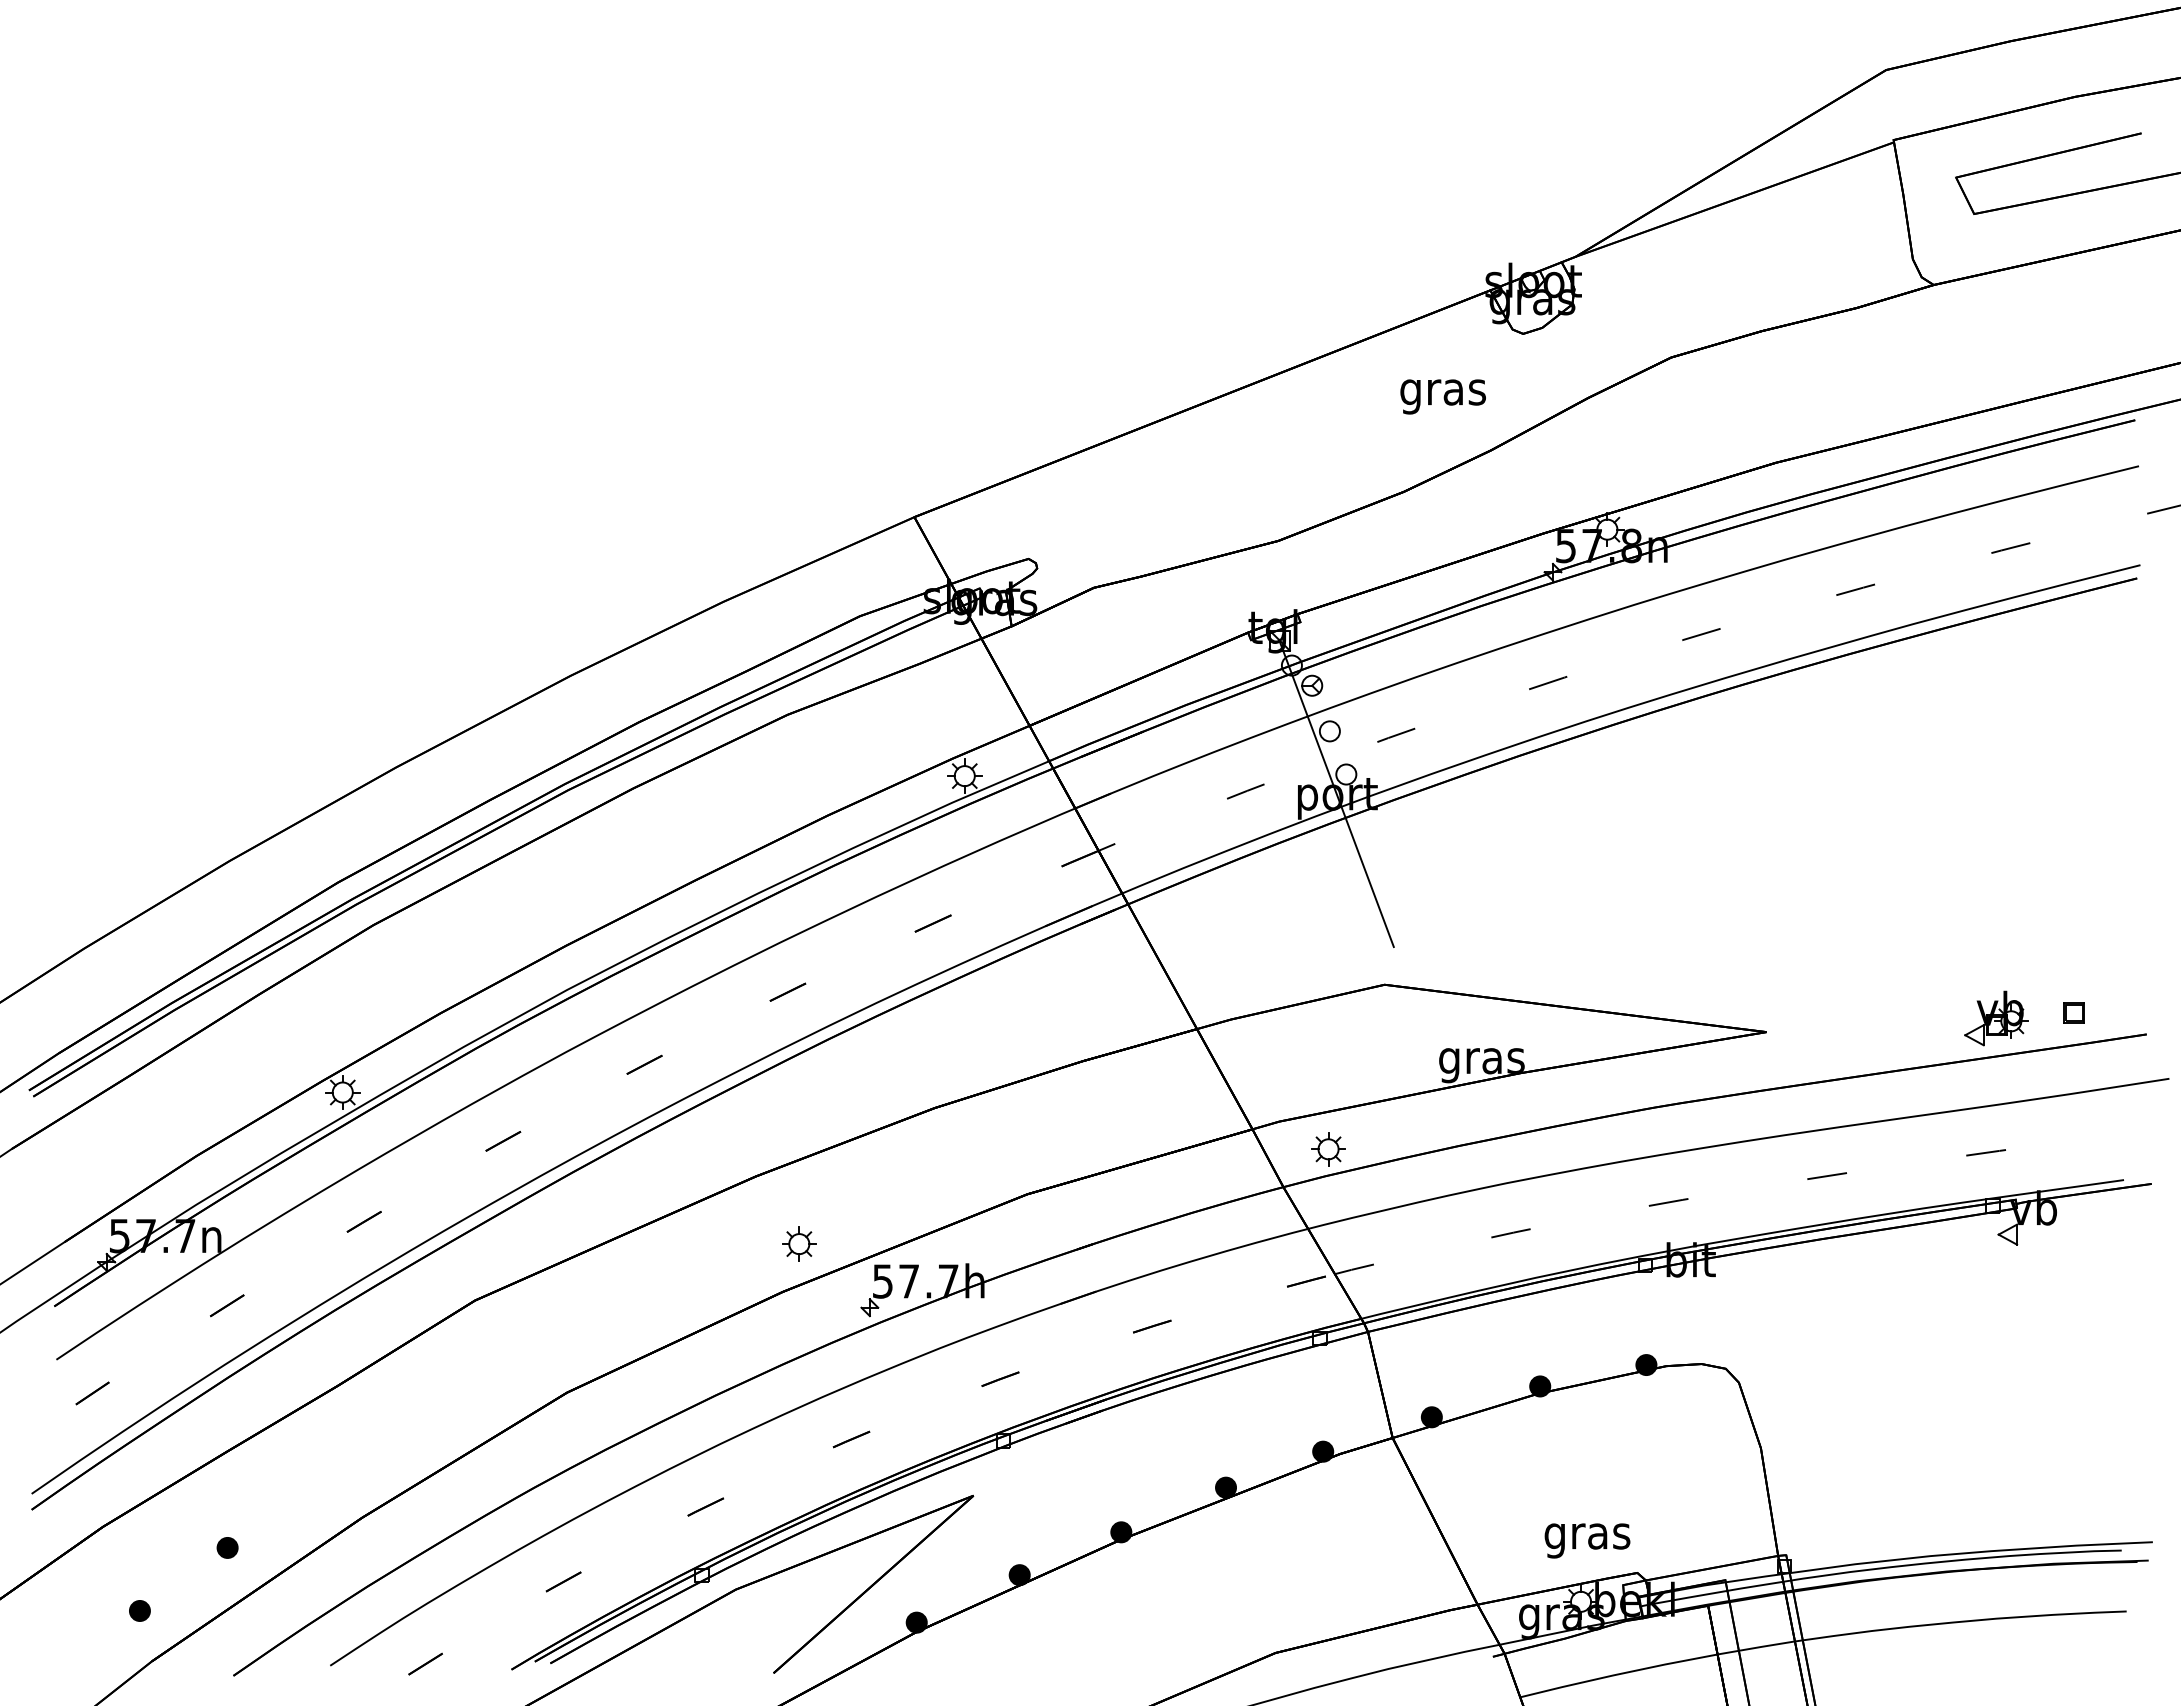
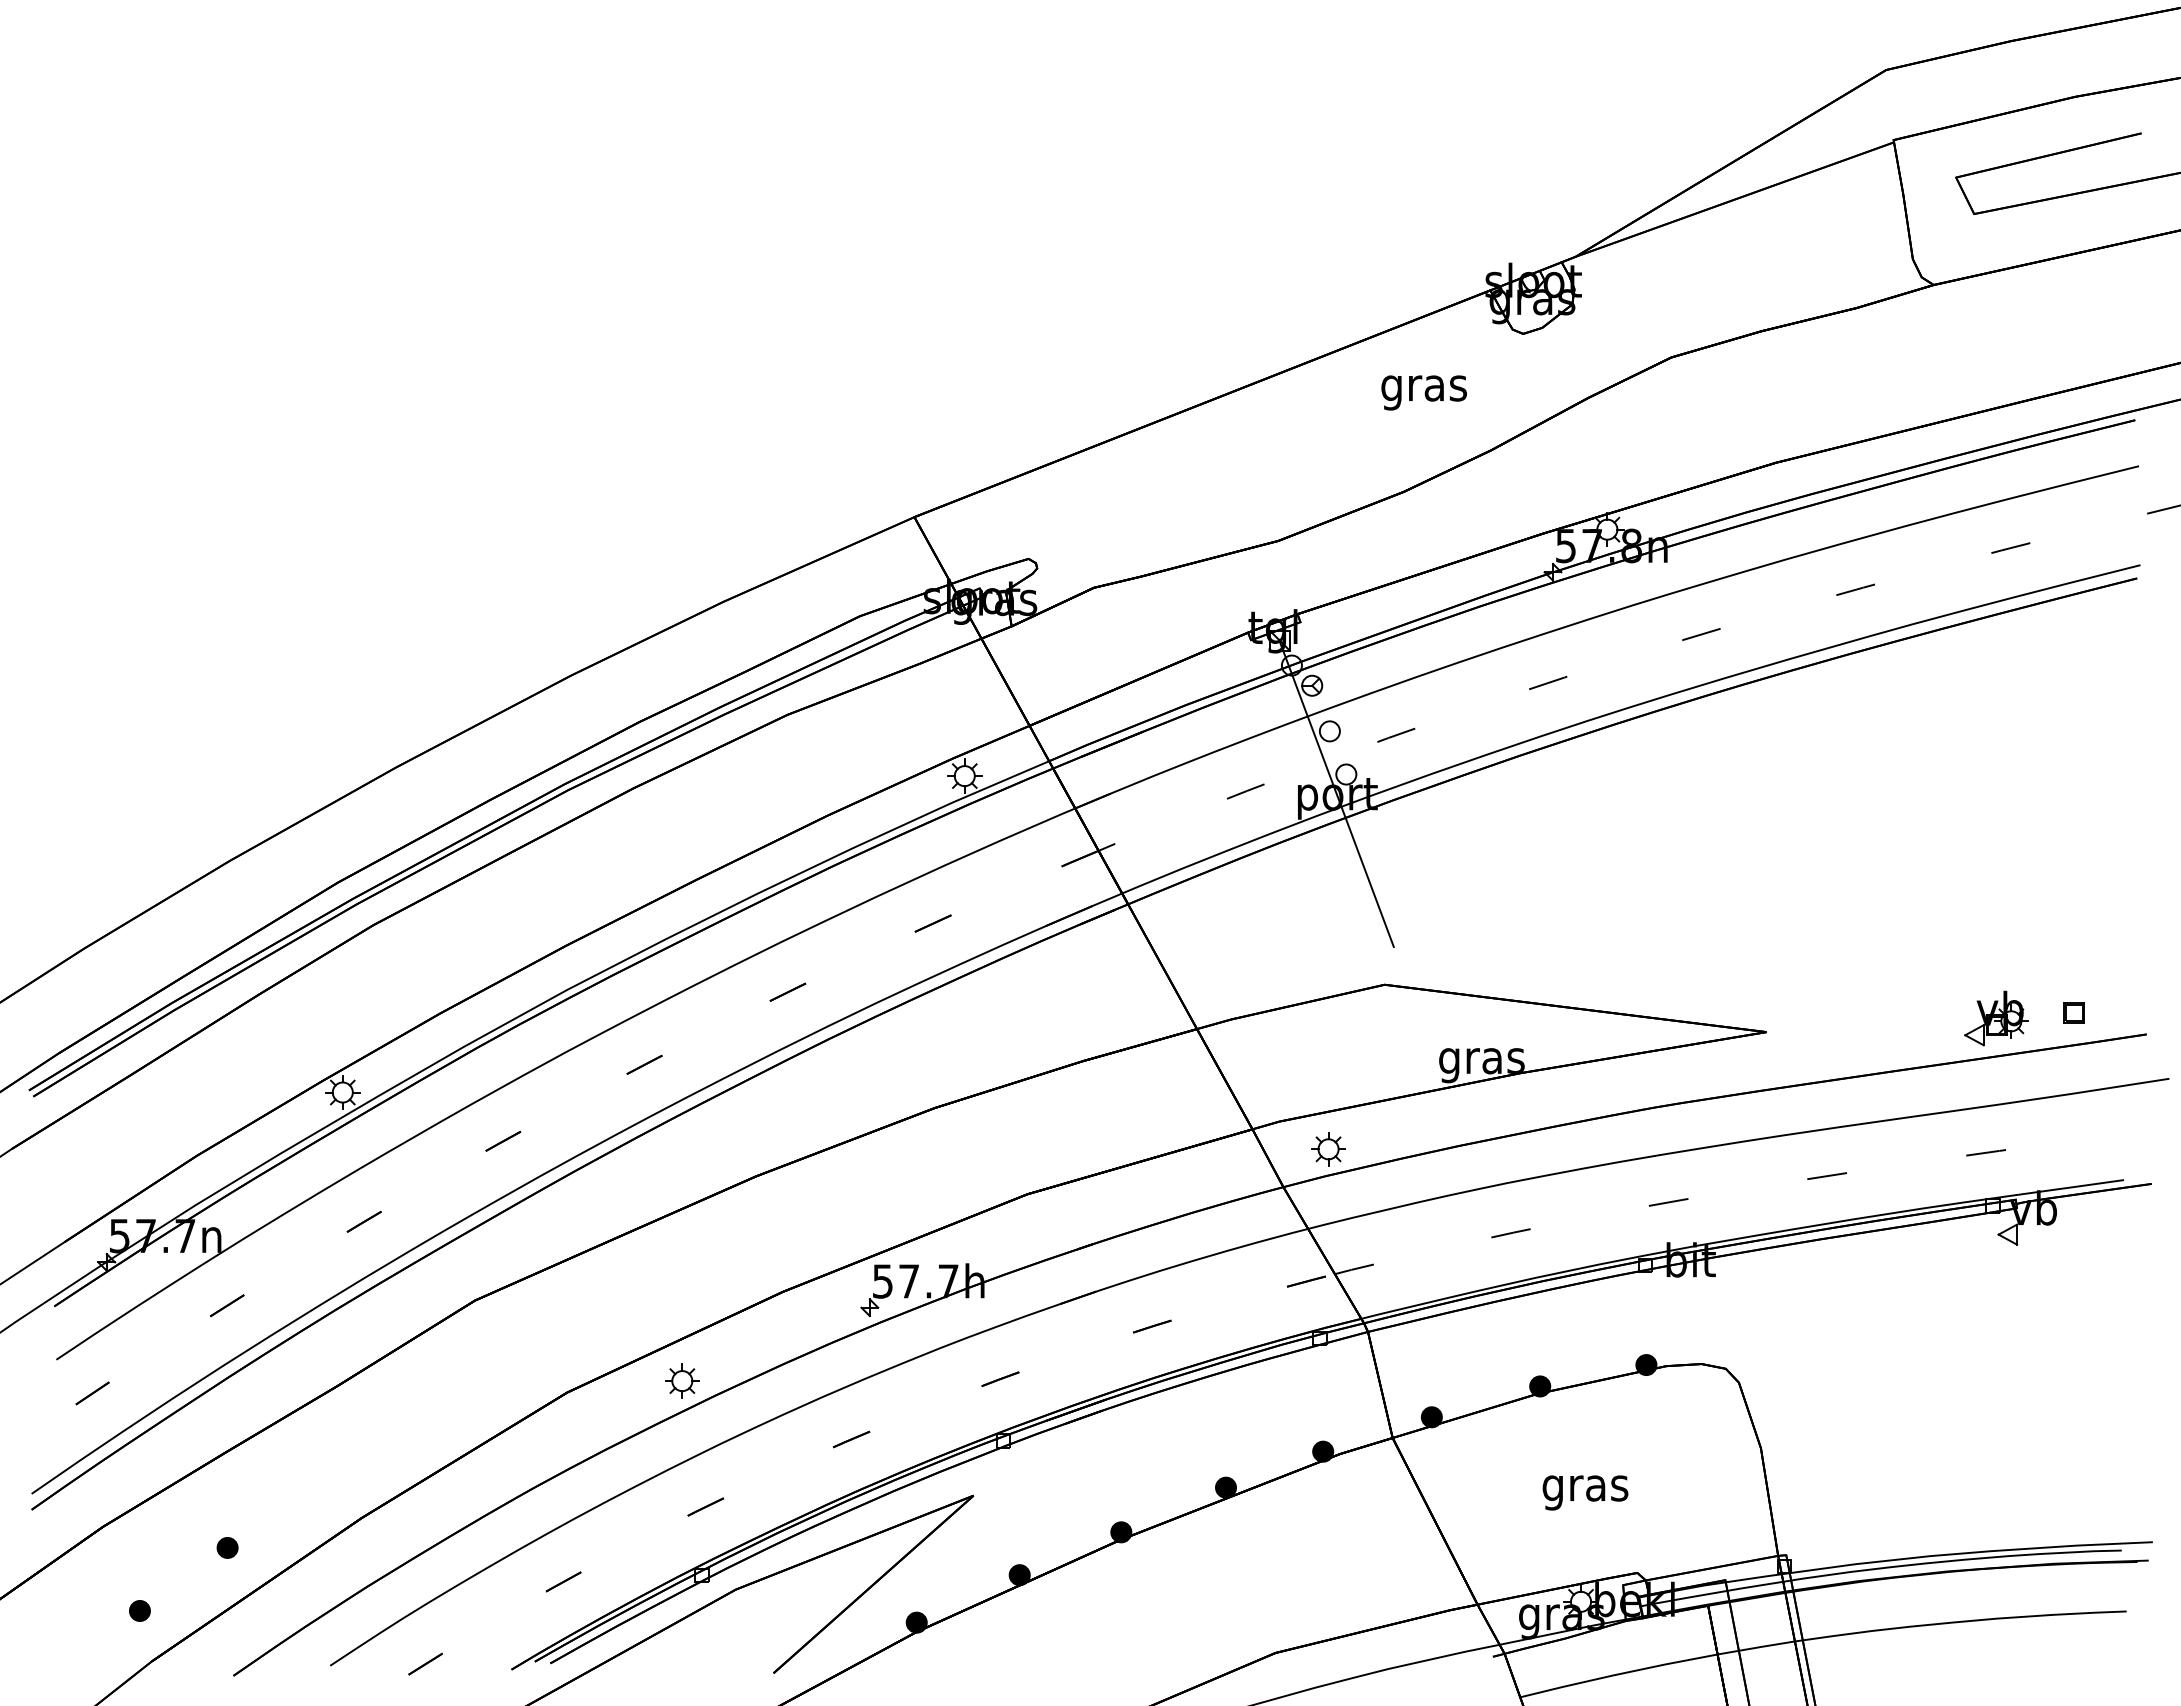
text position: (1442, 396) -> (1423, 392) (1423, 392)
part position: (799, 1243) -> (682, 1380) (682, 1380)
text position: (1587, 1540) -> (1585, 1492) (1585, 1492)
